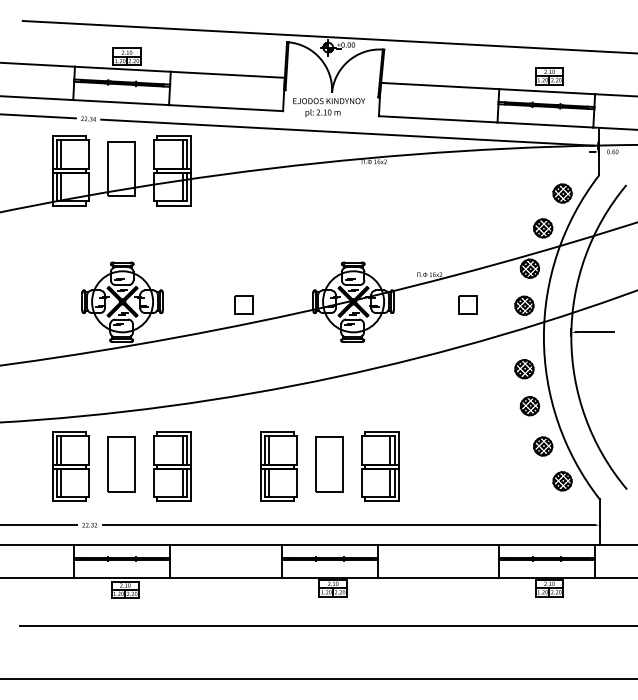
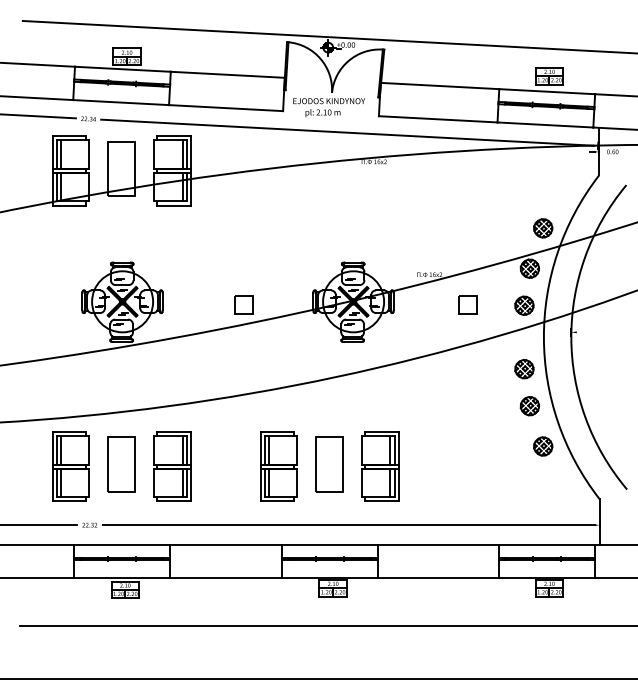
part: present -> none (562, 193)
line: present -> none (594, 332)
part: present -> none (562, 481)
